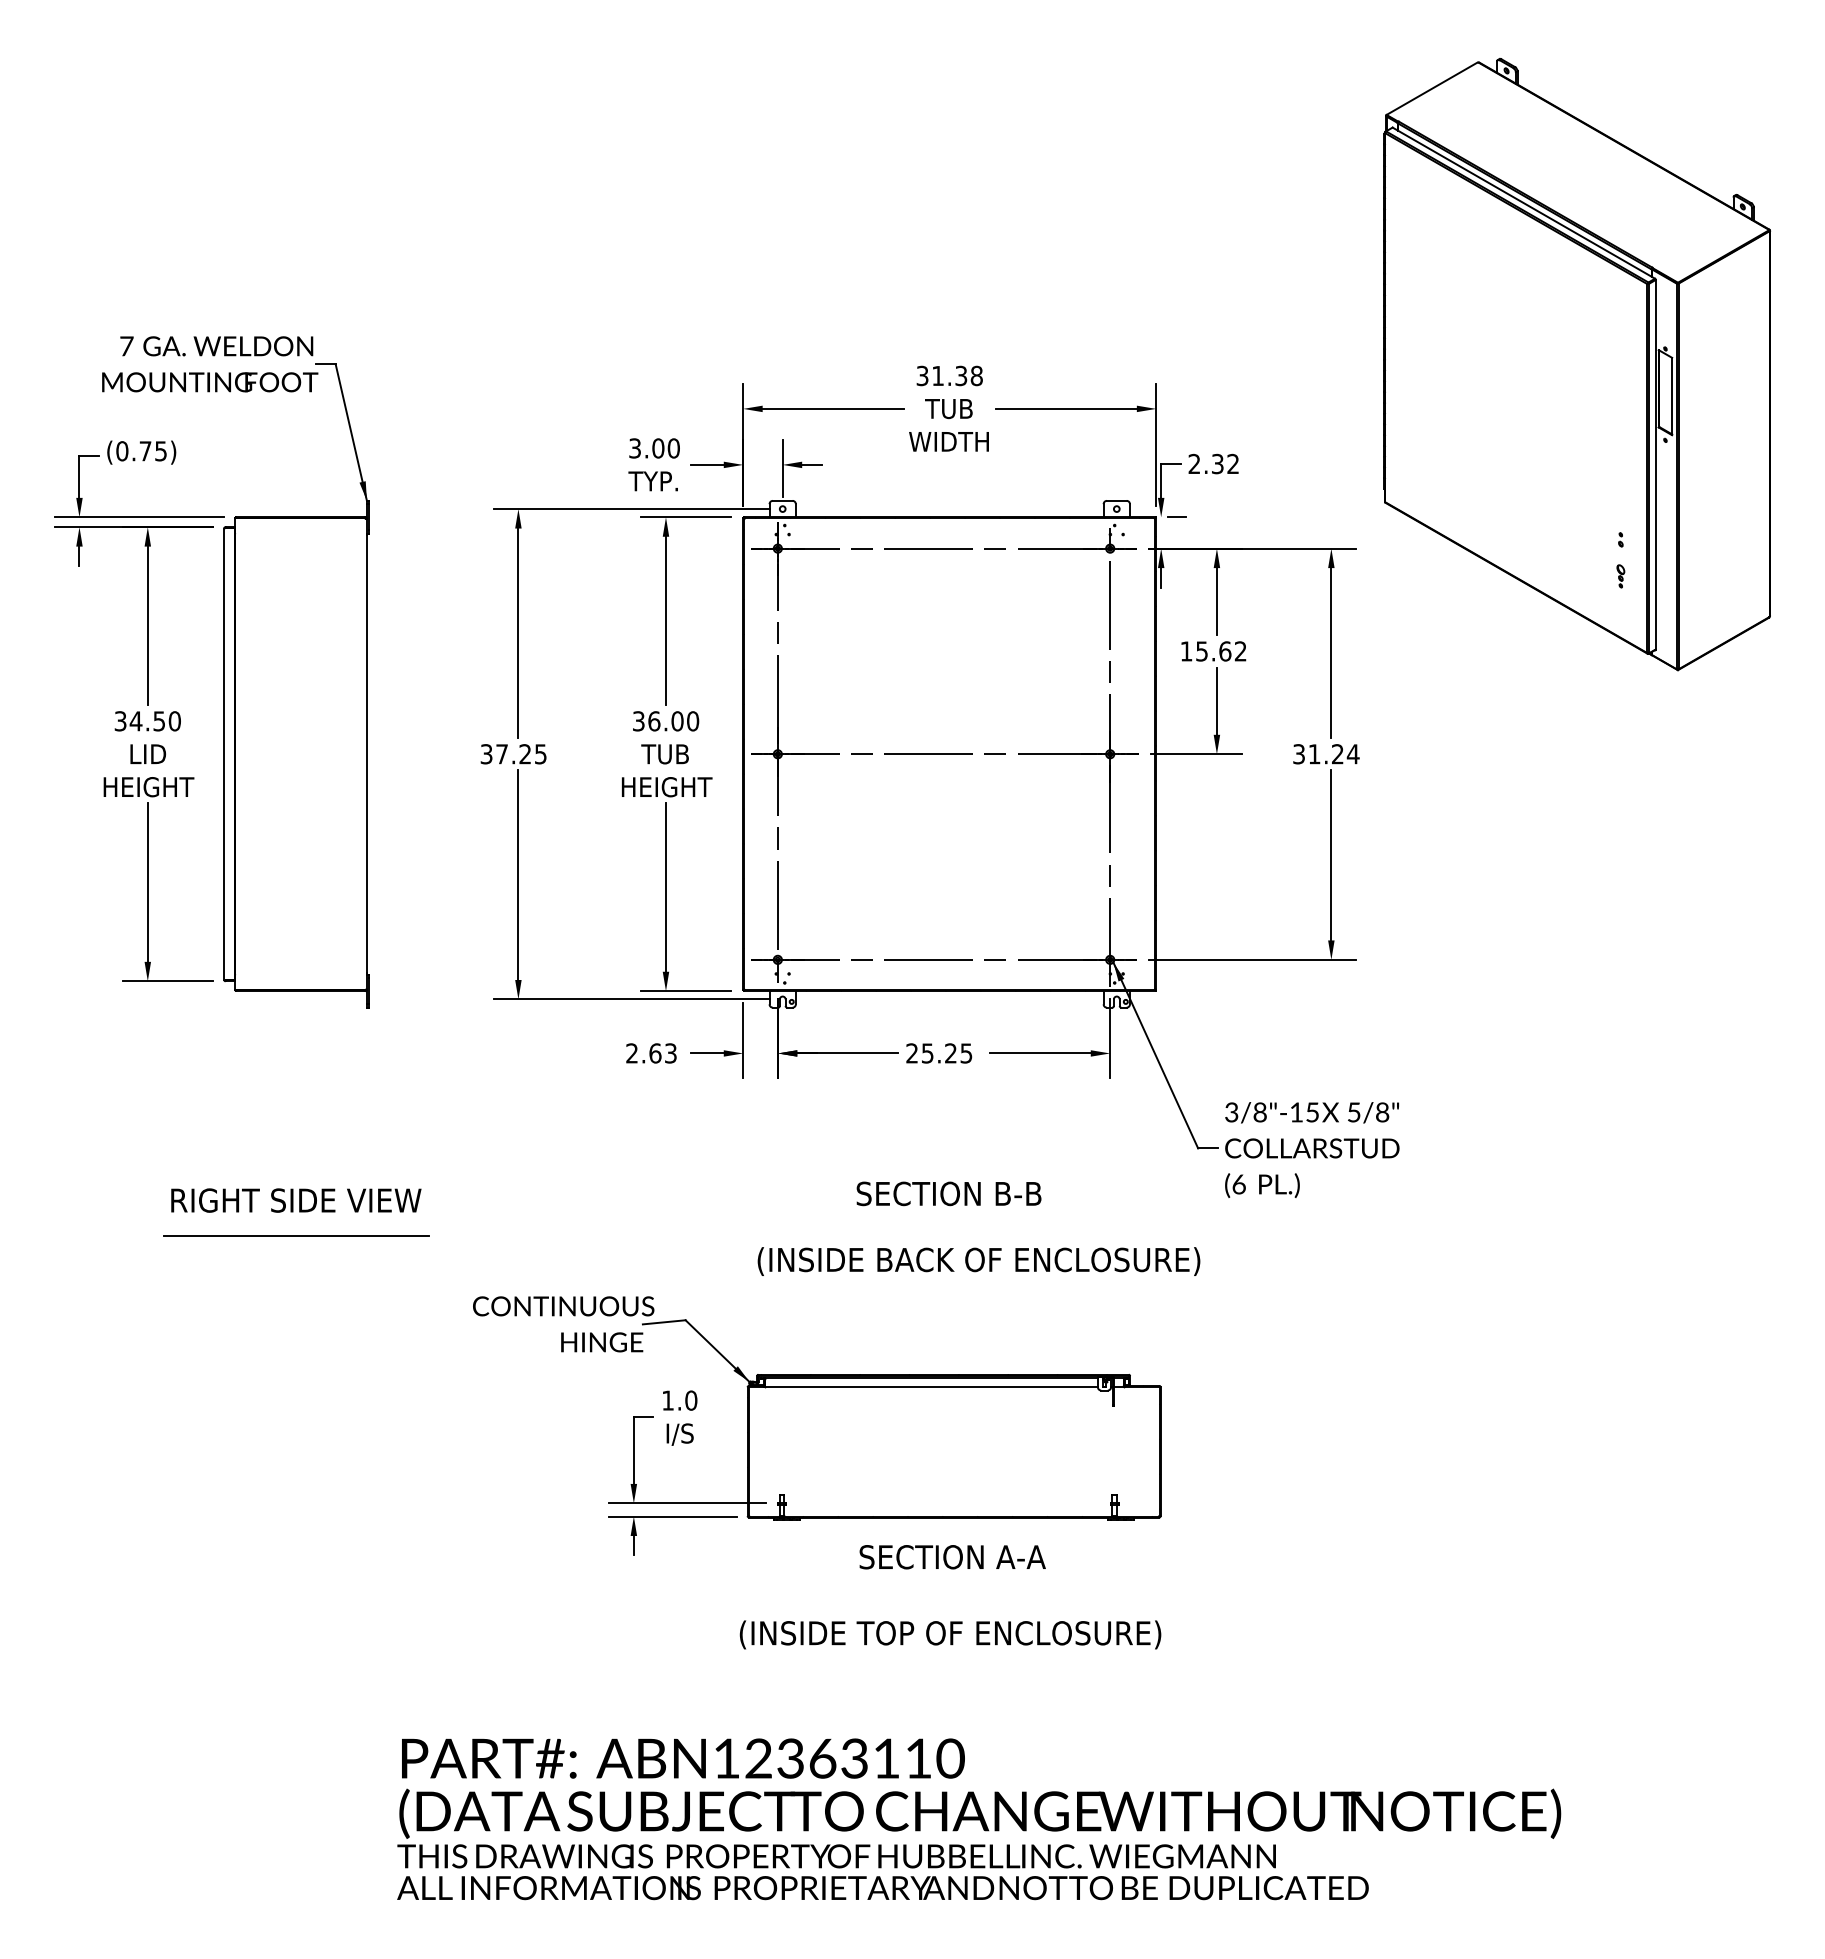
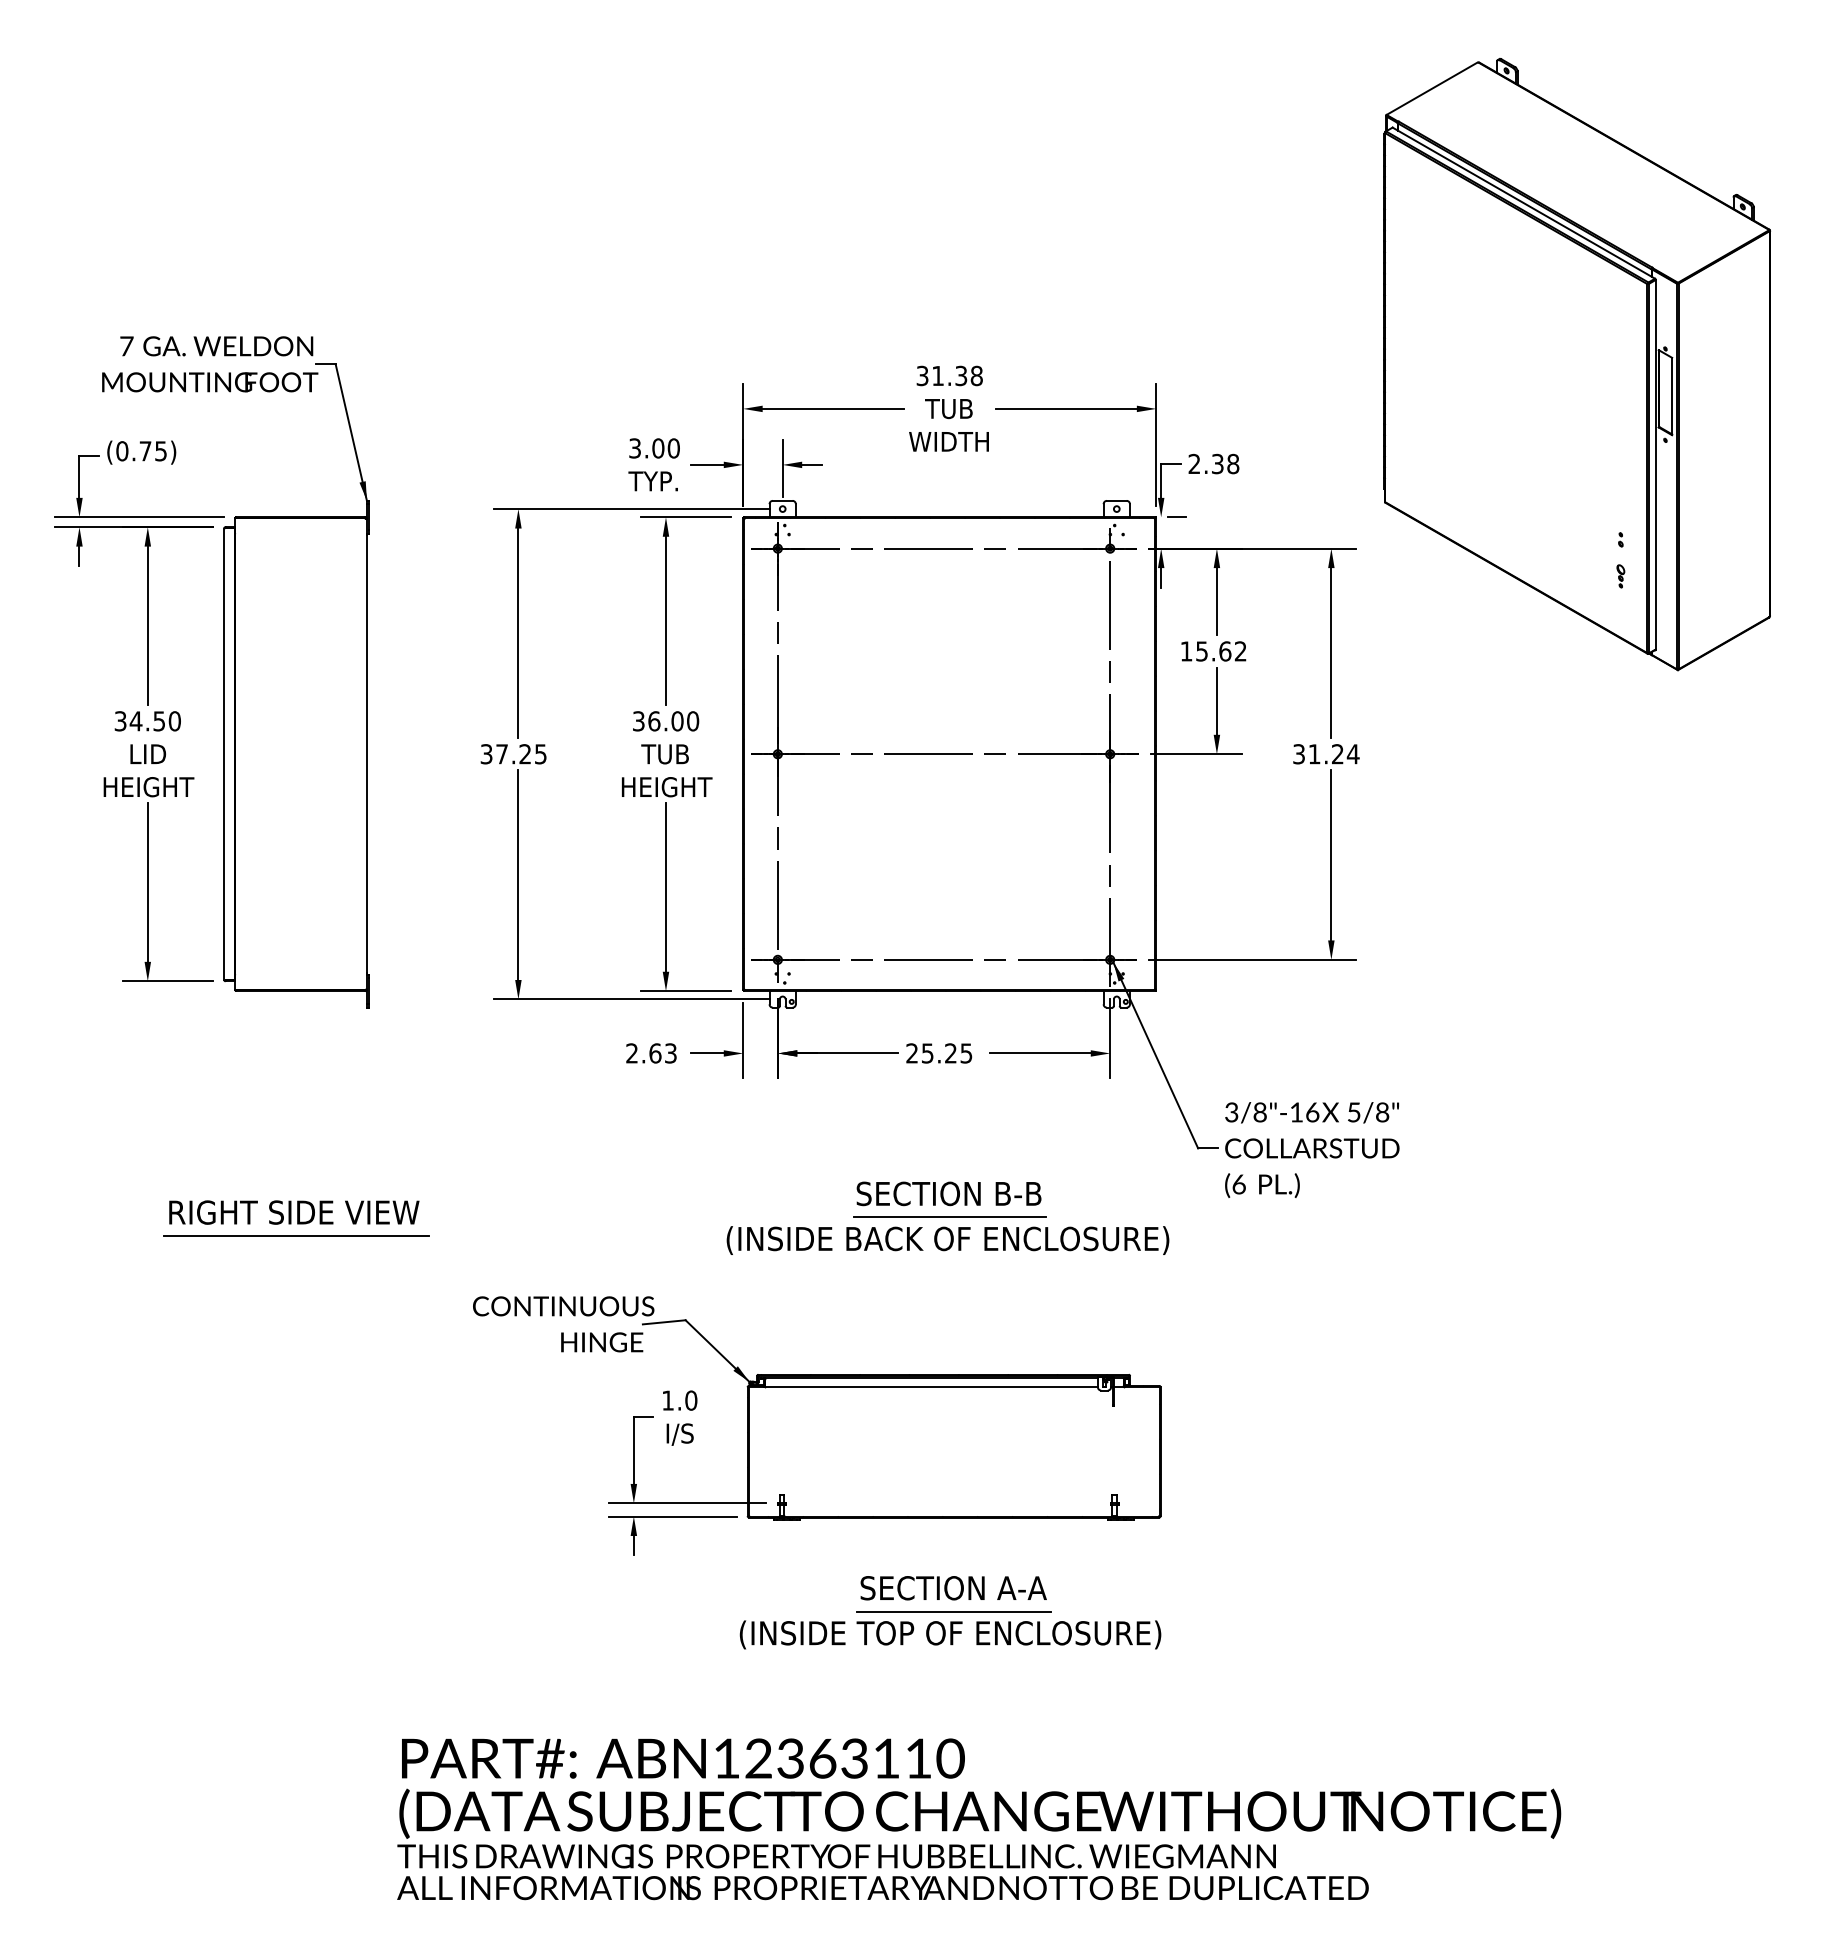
text: 2.32 -> 2.38 (1233, 464)
text: 3/8"-15 -> 3/8"-16 (1312, 1112)
text position: (296, 1200) -> (294, 1212) (294, 1212)
line: none -> present (949, 1217)
text position: (978, 1261) -> (947, 1240) (947, 1240)
text position: (952, 1557) -> (953, 1588) (953, 1588)
line: none -> present (953, 1611)
